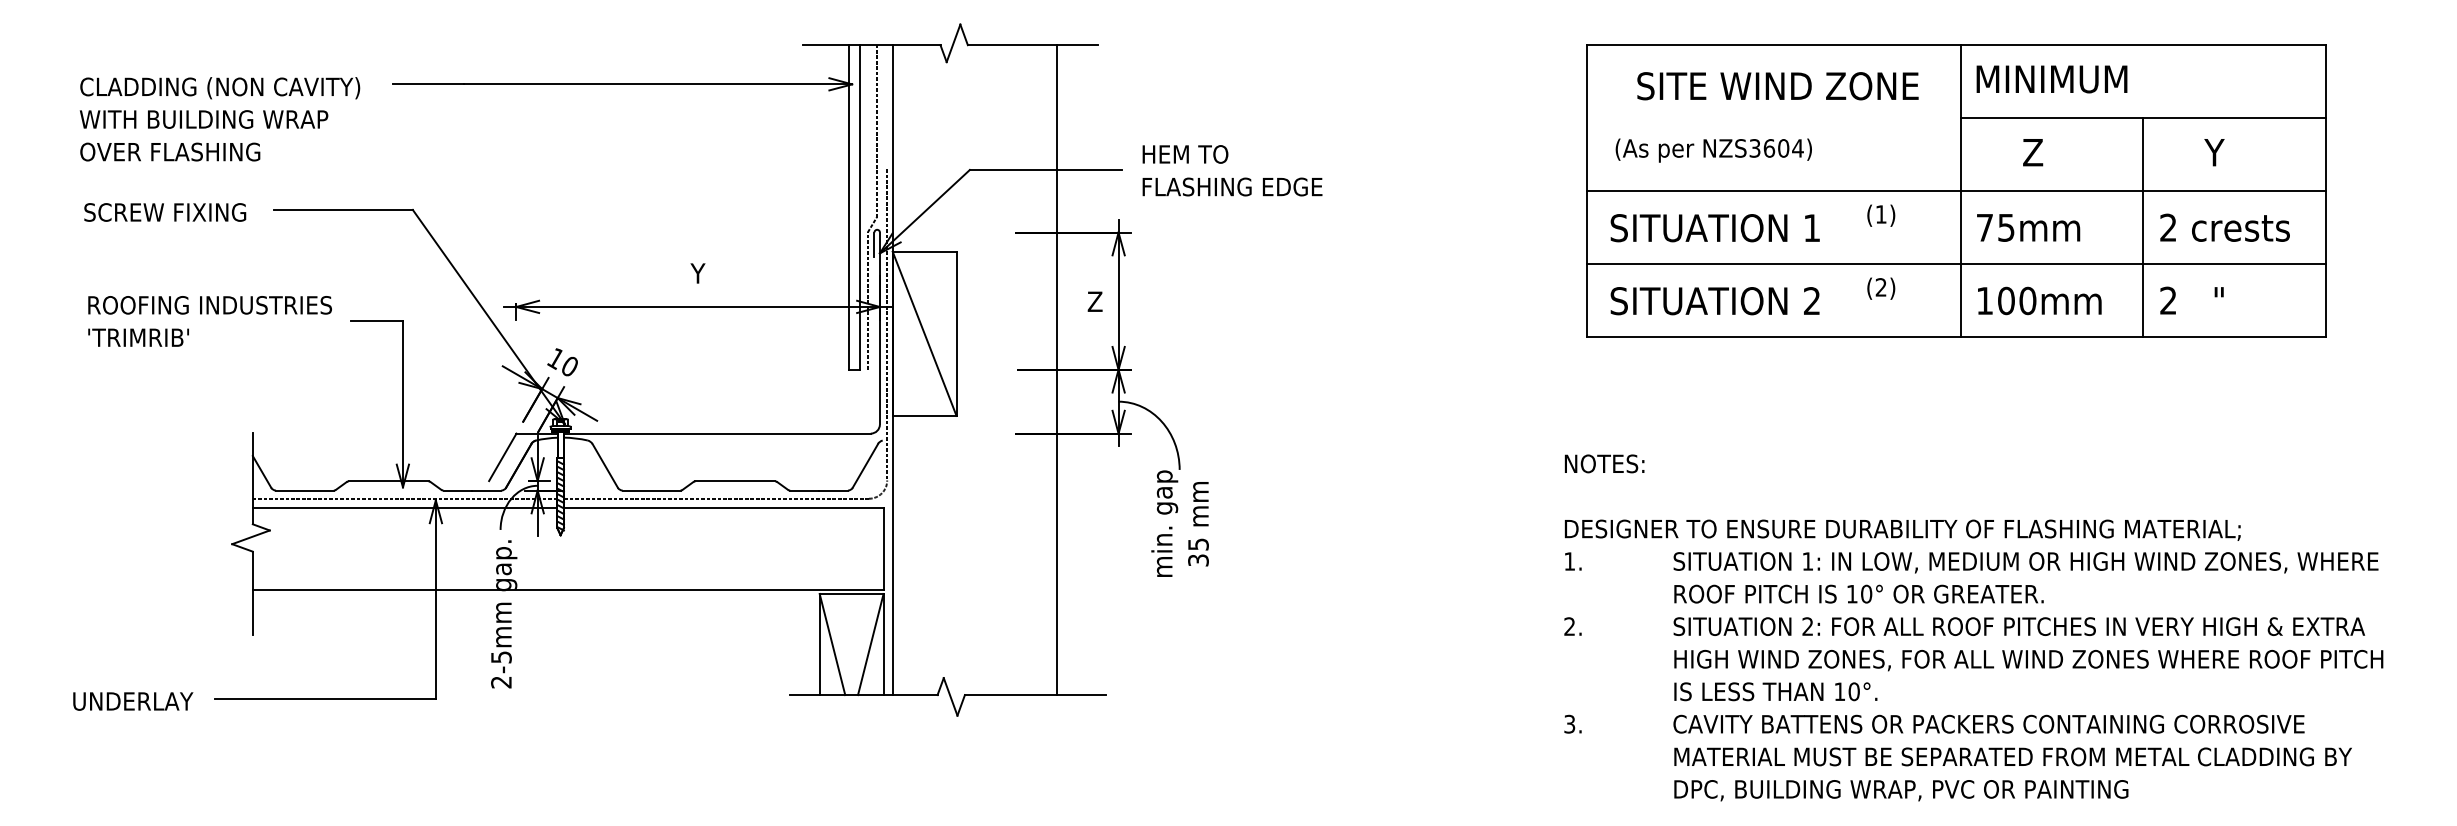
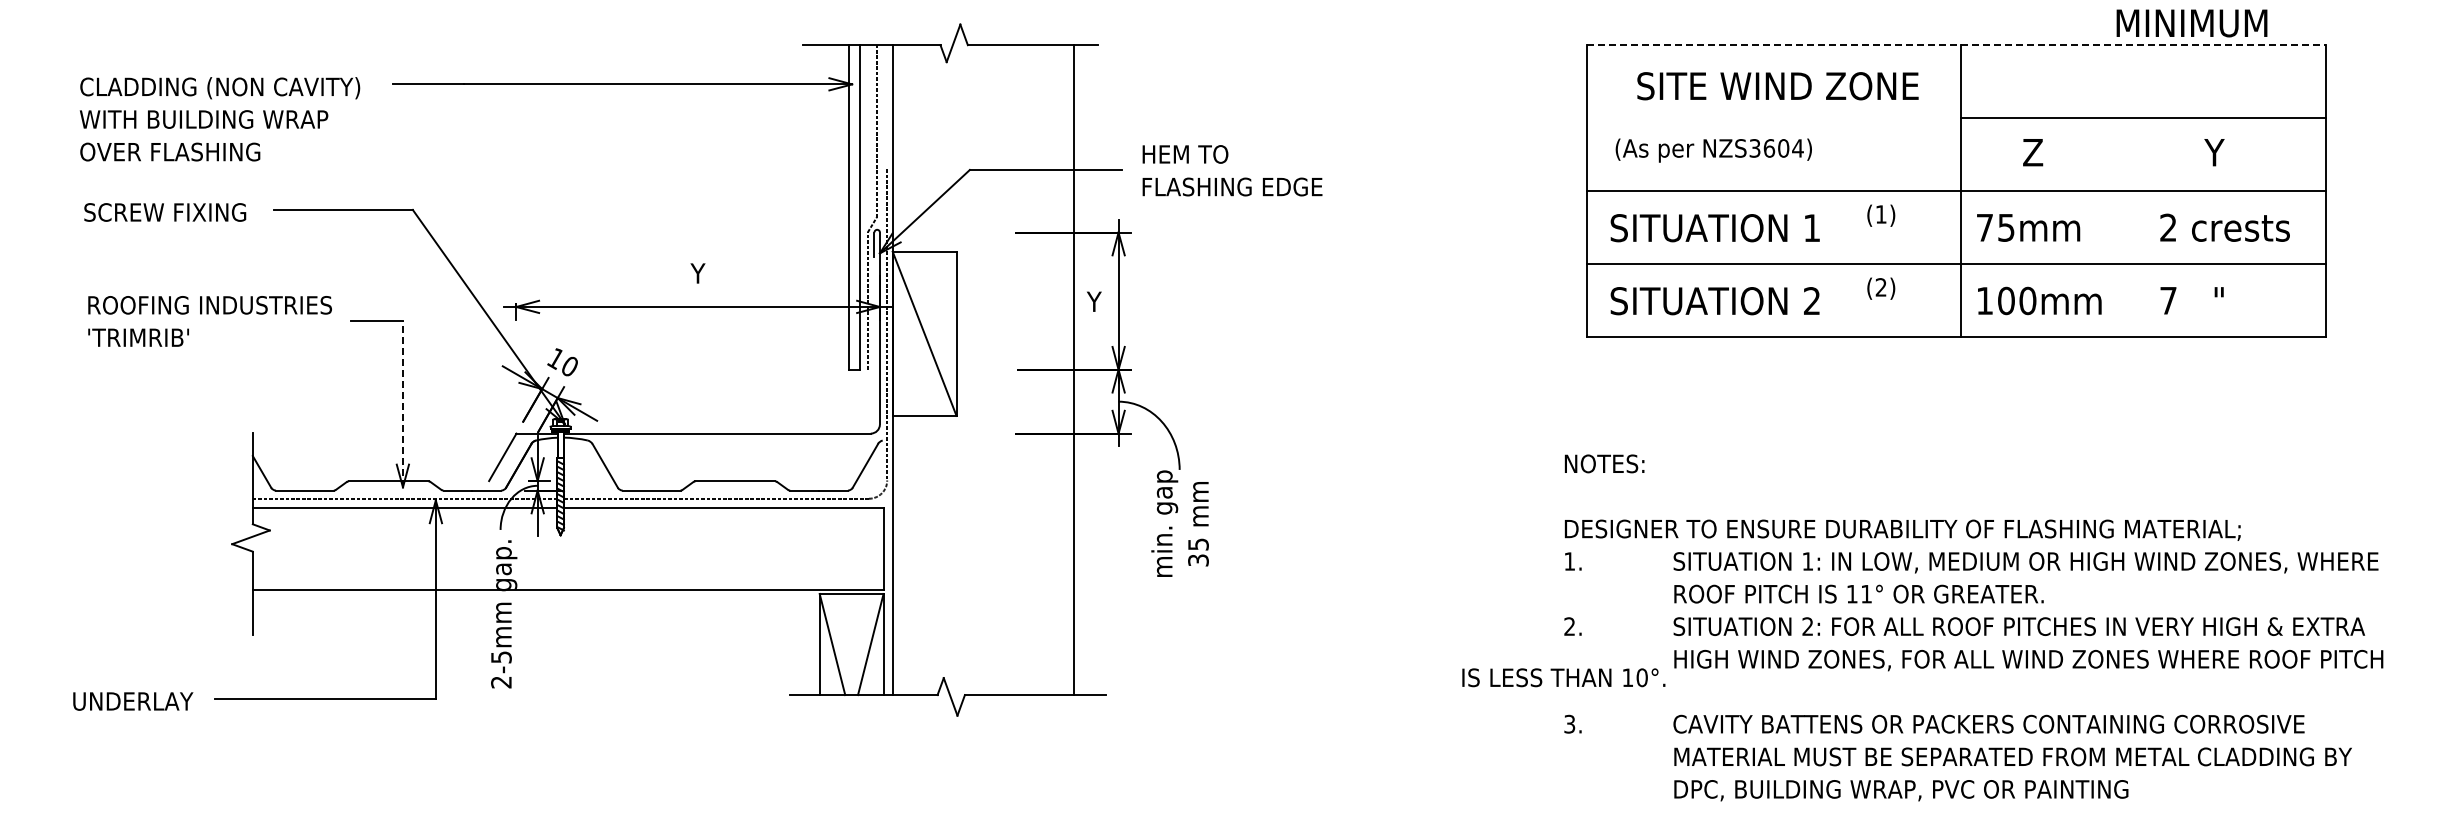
line: solid -> dashed (1956, 45)
text position: (2051, 79) -> (2191, 23) (2191, 23)
line: present -> none (2143, 227)
text: 2 -> 7 (2168, 300)
text: Z -> Y (1094, 301)
line position: (1056, 370) -> (1073, 370) (1073, 370)
line: solid -> dashed (403, 403)
text: 10° -> 11° (1866, 593)
text position: (1775, 691) -> (1563, 677) (1563, 677)
